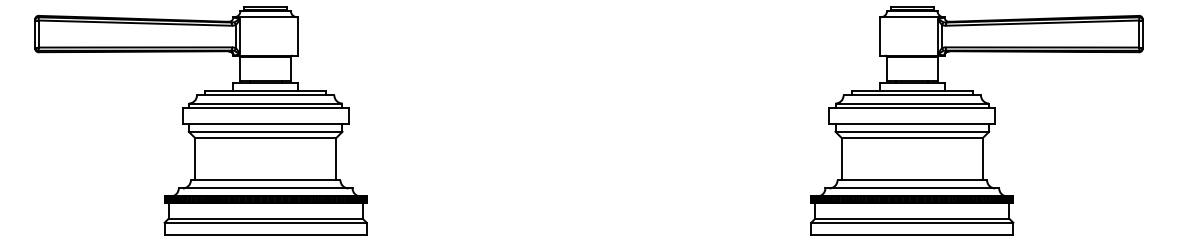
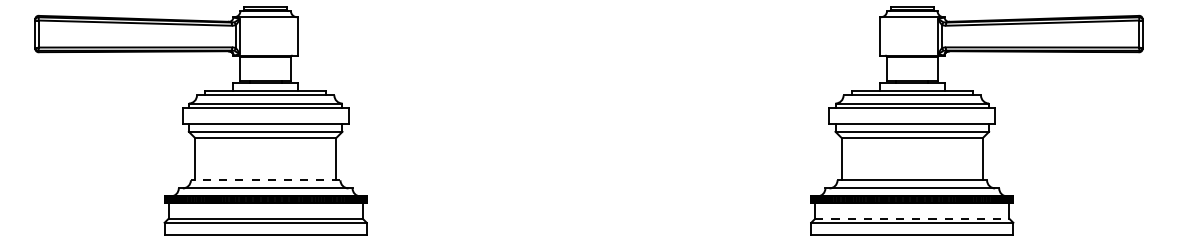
line: solid -> dashed (265, 180)
line: solid -> dashed (912, 218)
